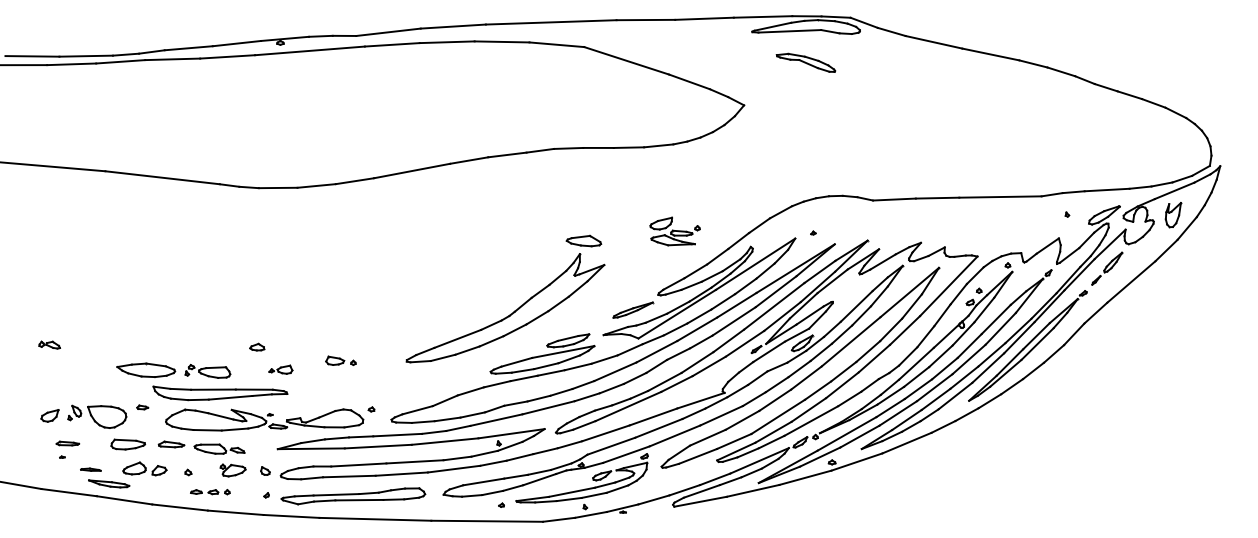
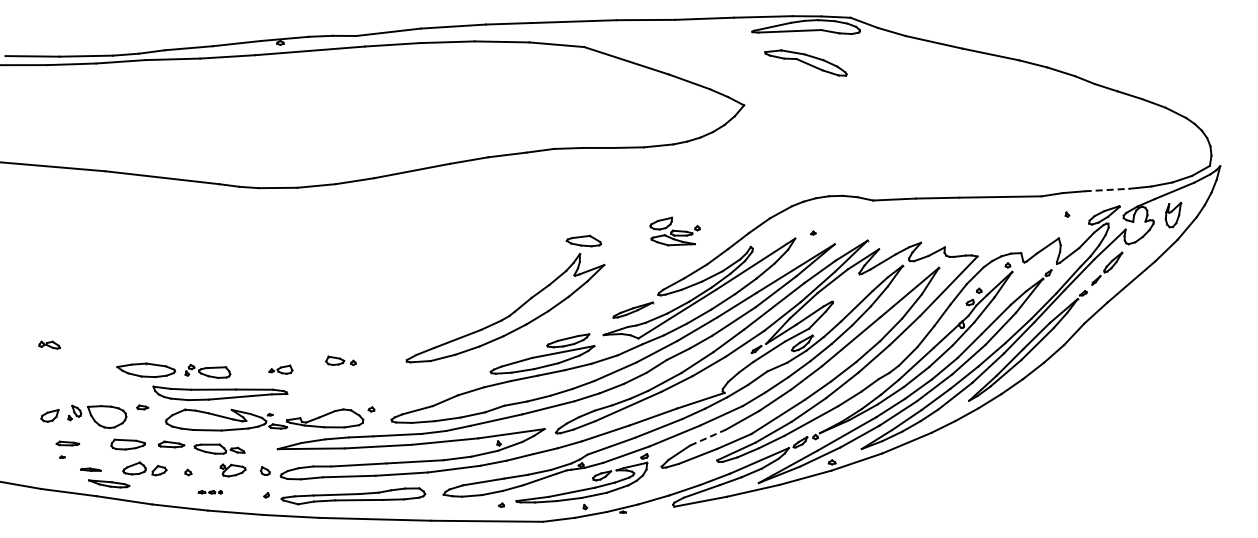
part size: 62x21 px -> 84x28 px (805, 62)
line: solid -> dashed (1107, 190)
part: present -> none (257, 346)
line: solid -> dashed (707, 437)
part size: 41x7 px -> 26x6 px (209, 491)
